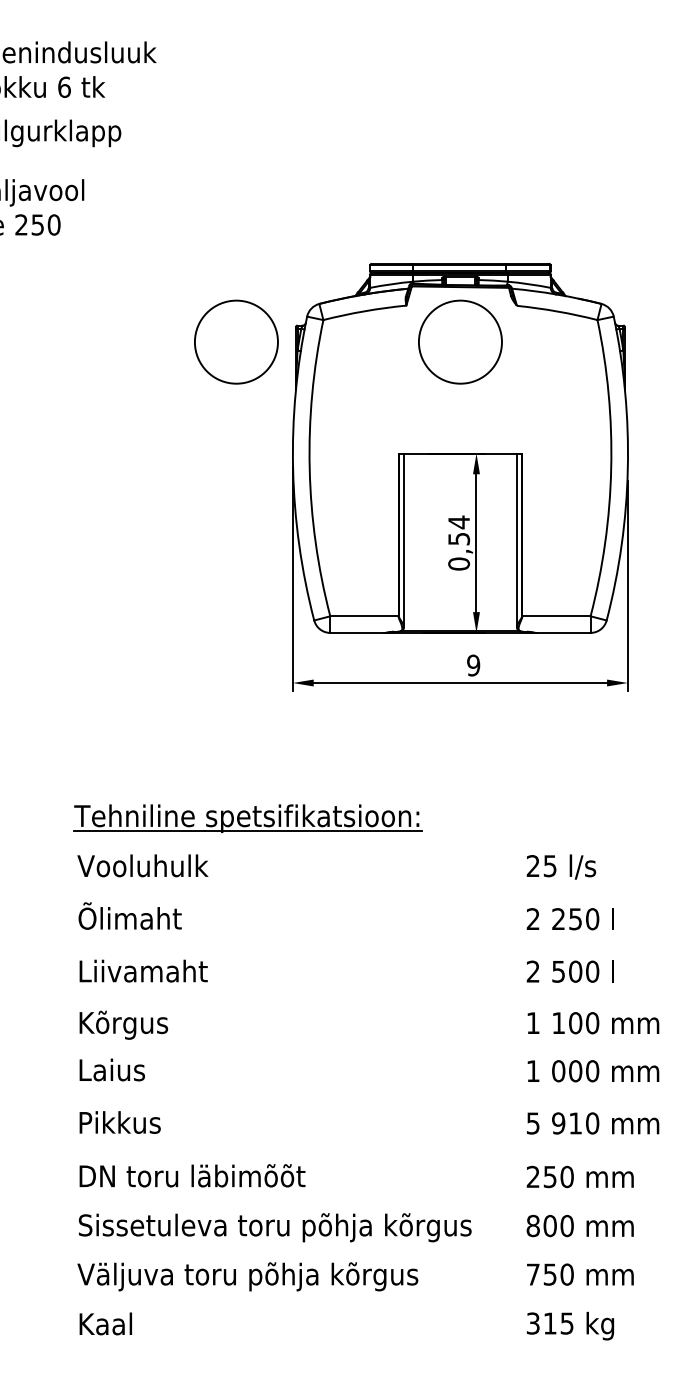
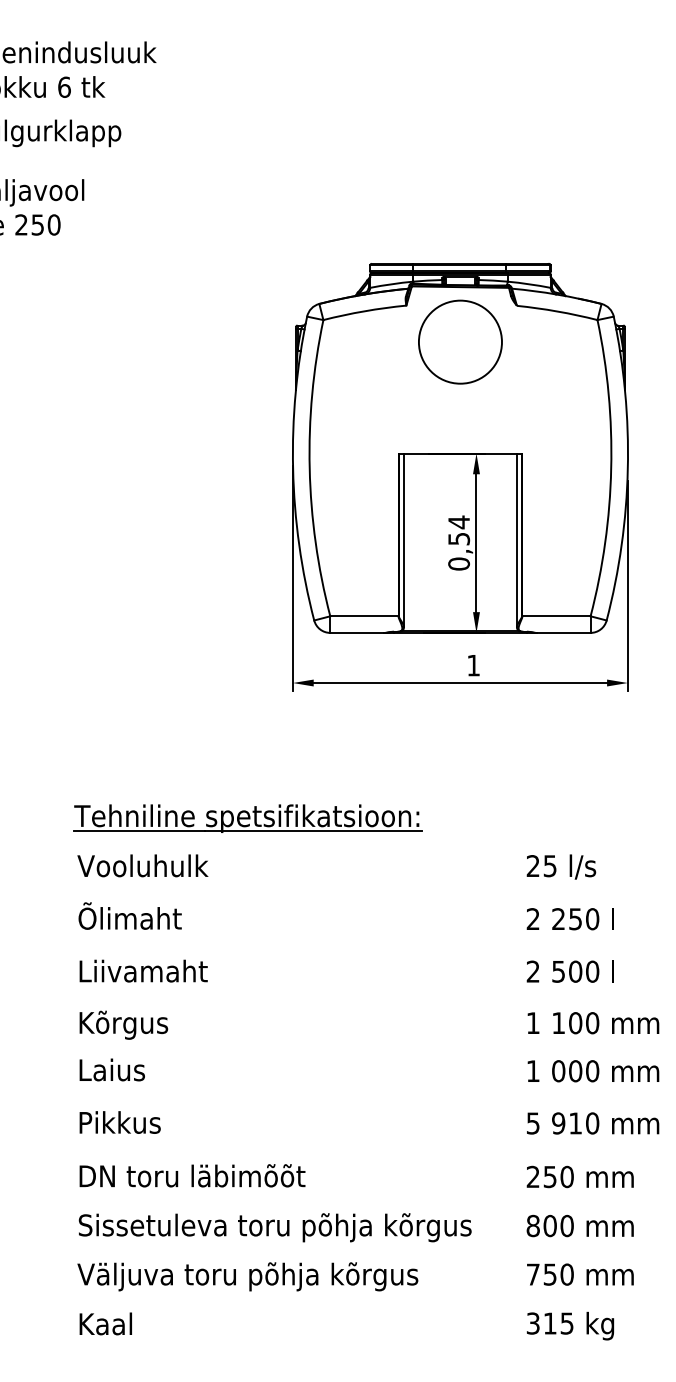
circle: present -> none (236, 341)
text: 9 -> 1 (473, 665)
